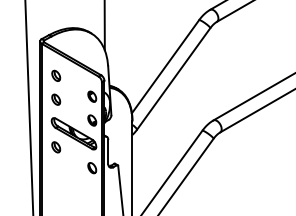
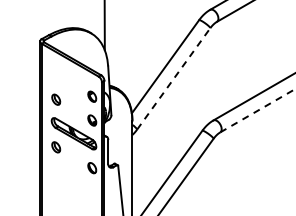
part: present -> none (56, 75)
line: solid -> dashed (173, 78)
line: present -> none (29, 107)
line: solid -> dashed (258, 110)
